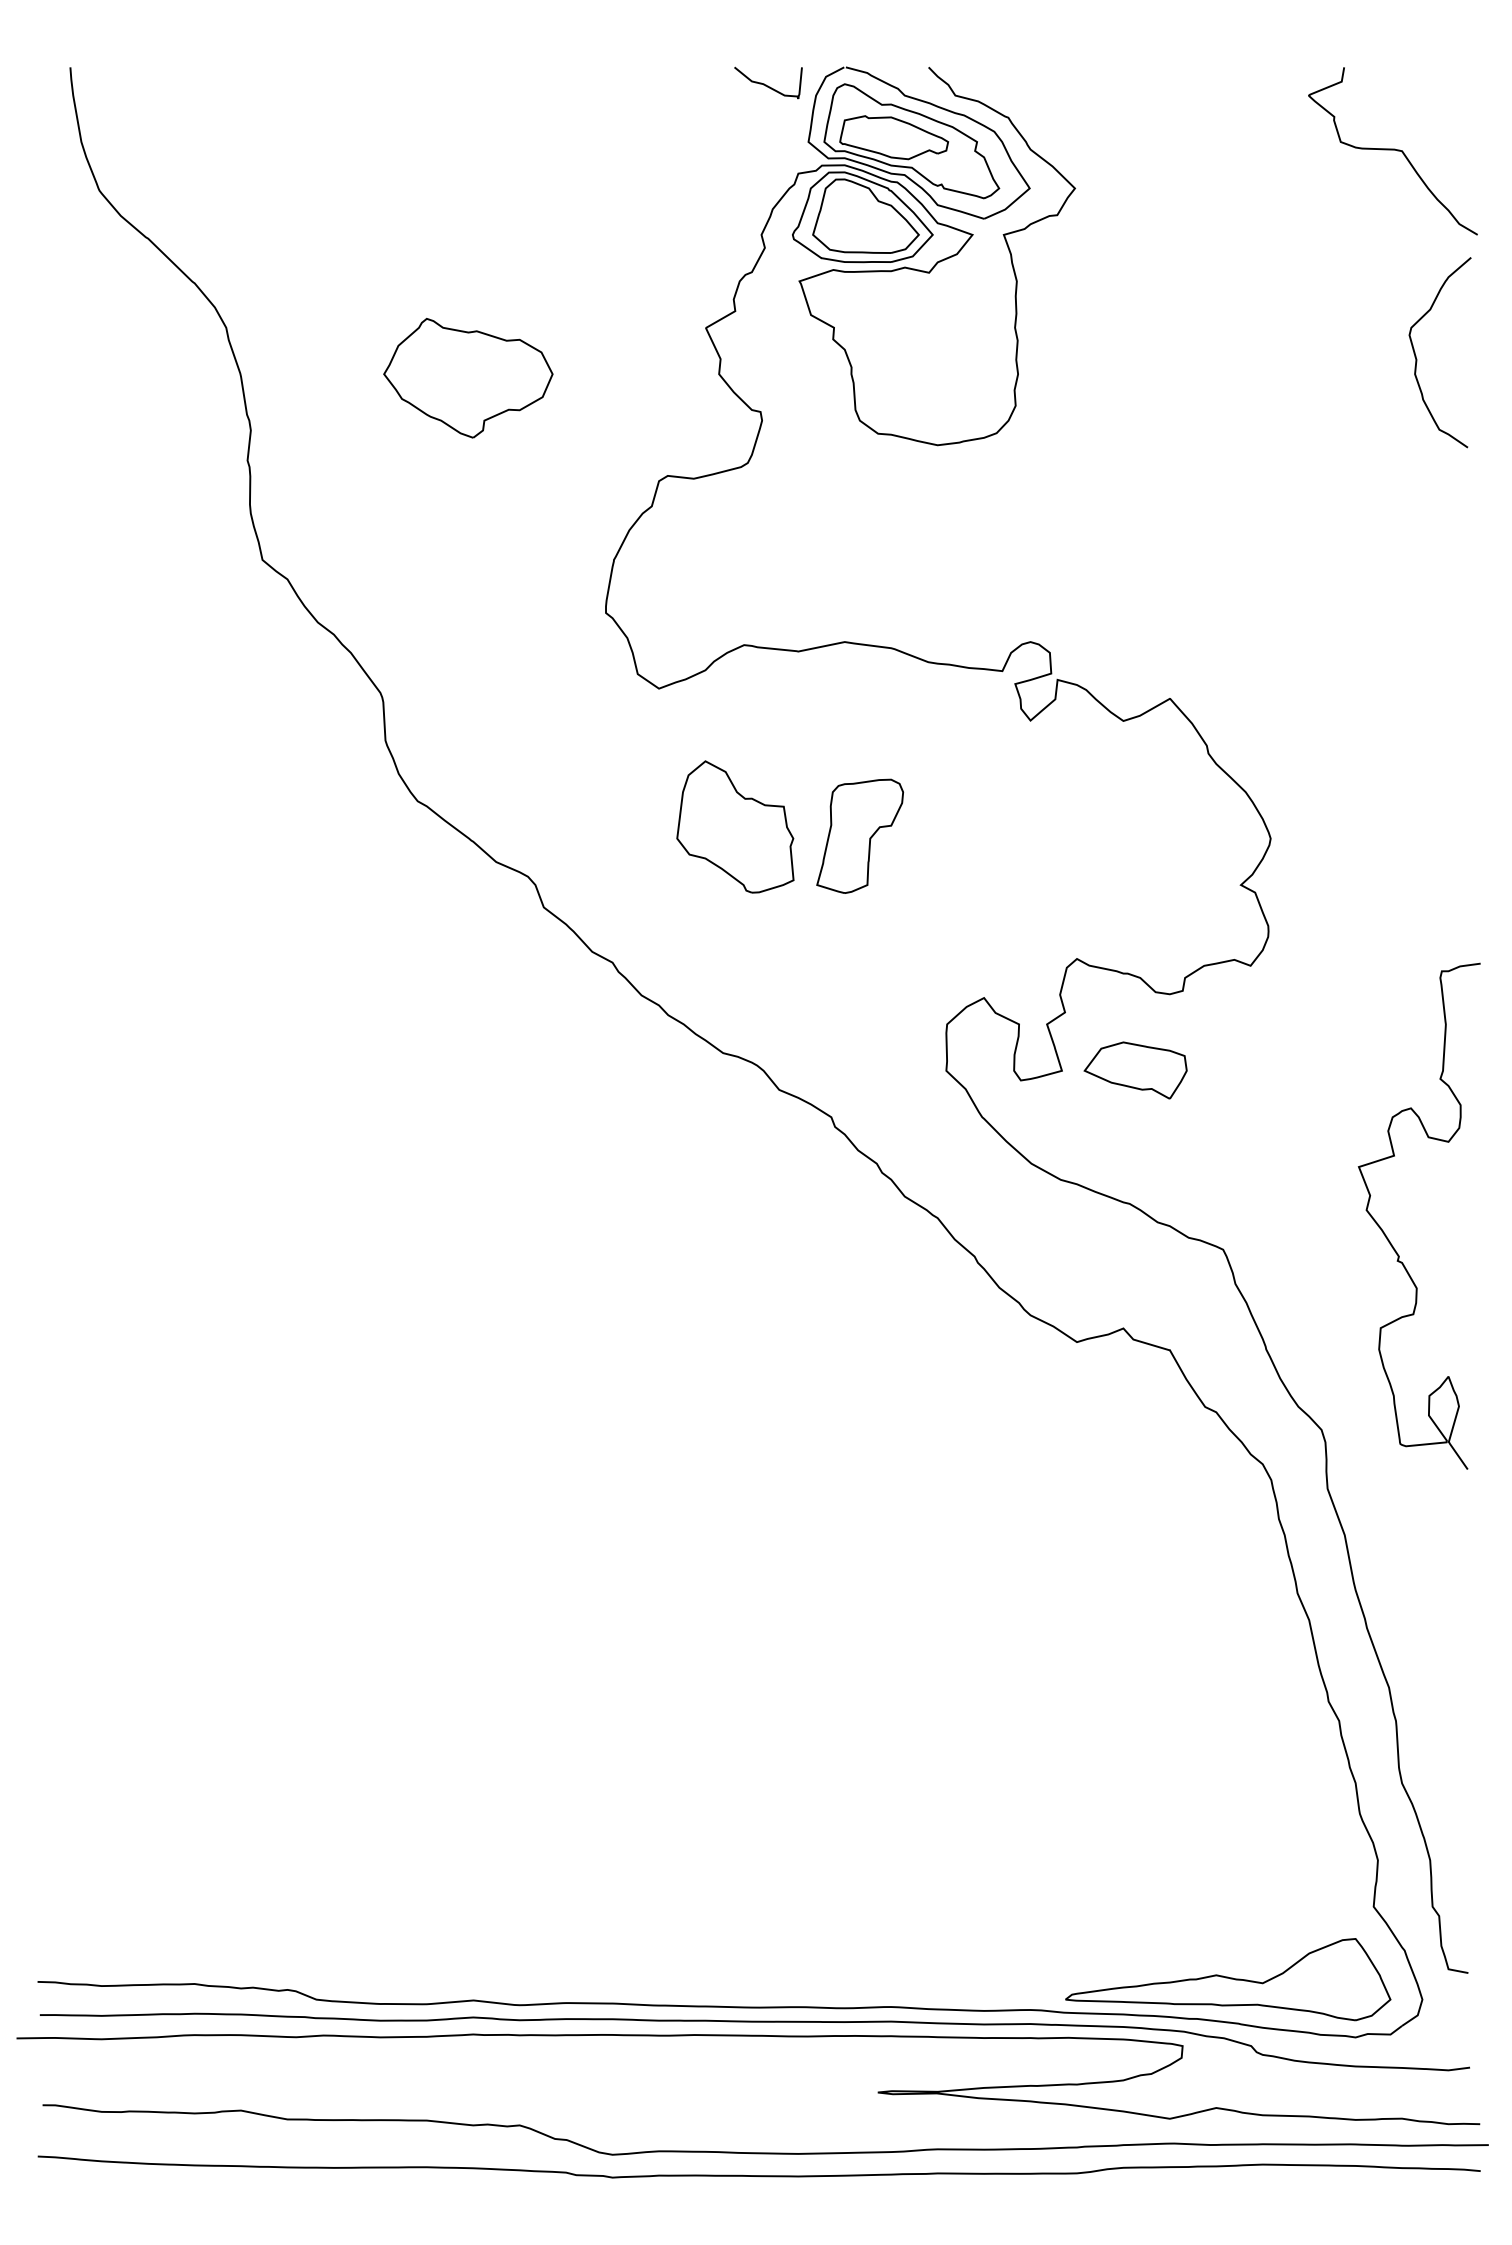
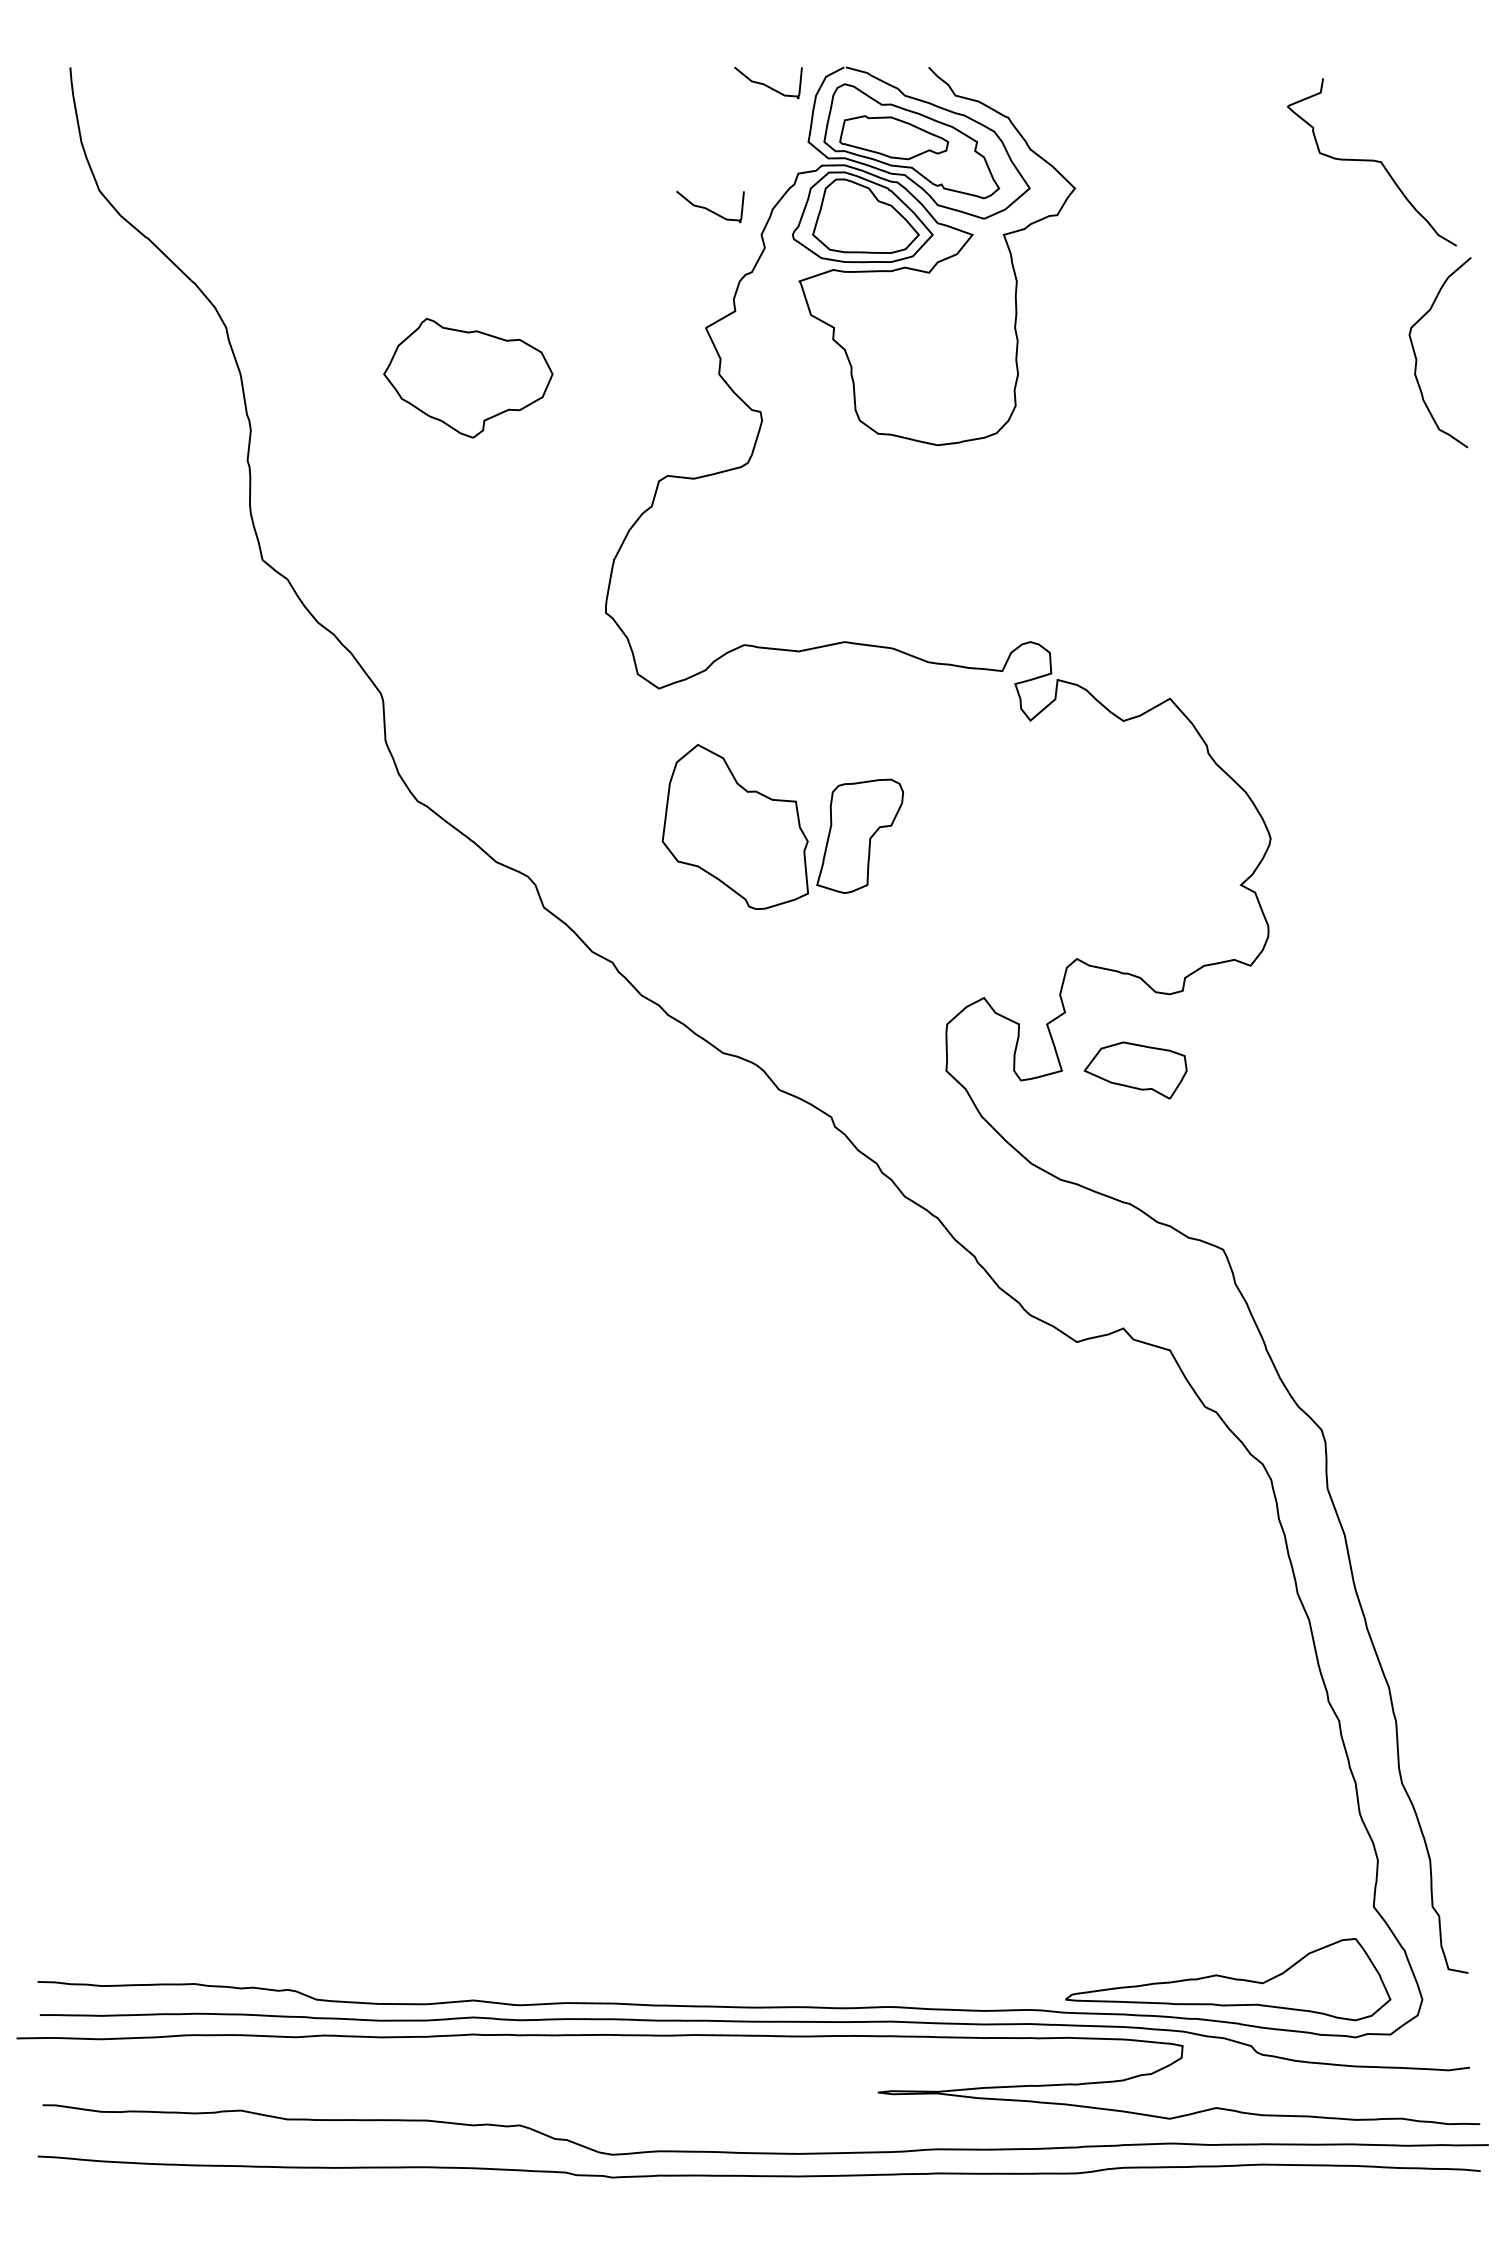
curve position: (1392, 150) -> (1371, 161) (1371, 161)
curve: none -> present (708, 208)
part size: 119x134 px -> 148x166 px (734, 826)
curve: present -> none (1387, 1236)
